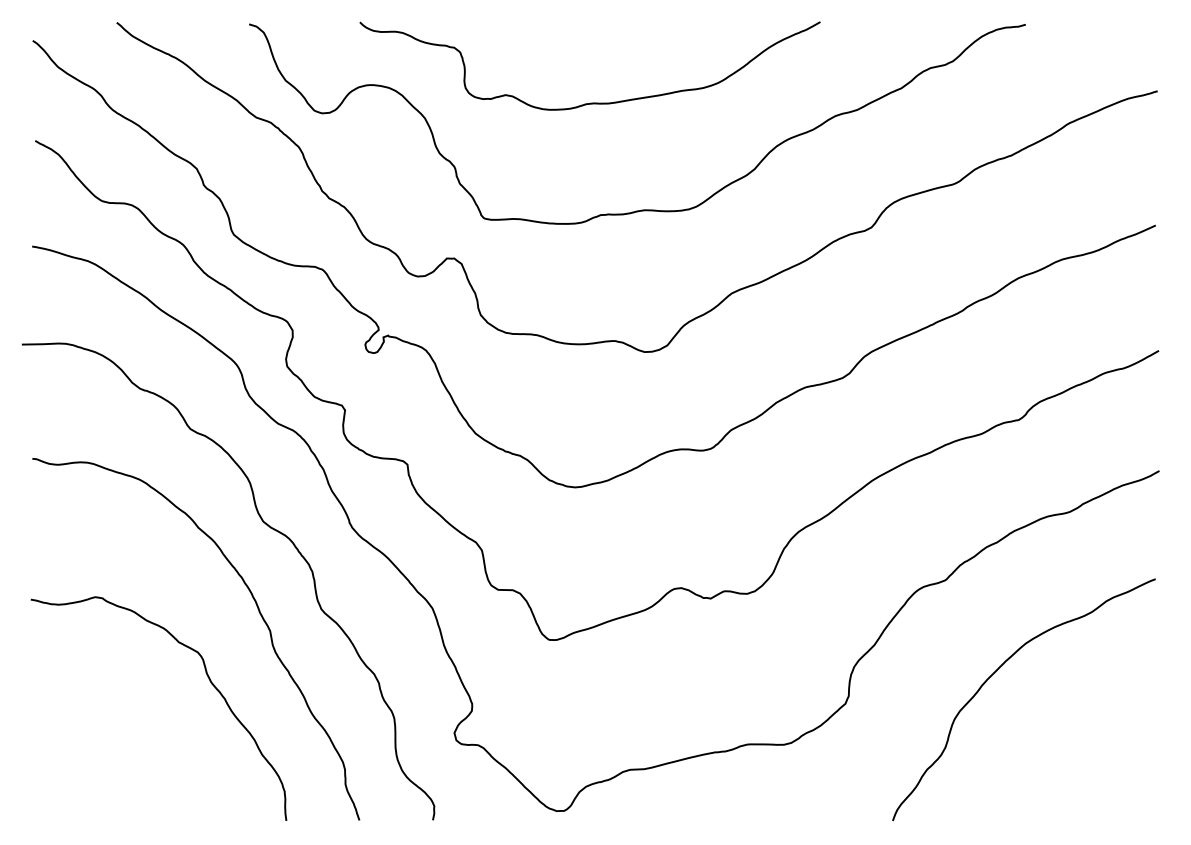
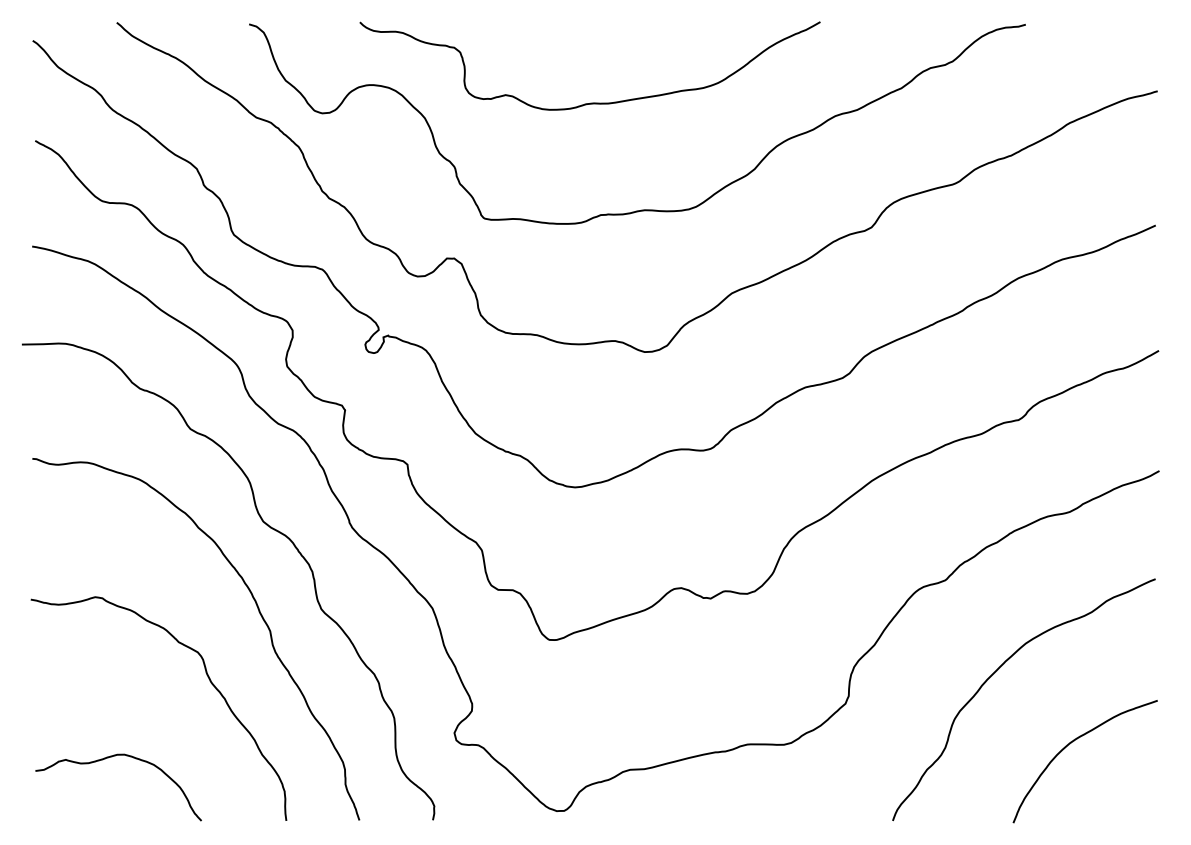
curve: none -> present (1070, 744)
curve: none -> present (112, 757)
